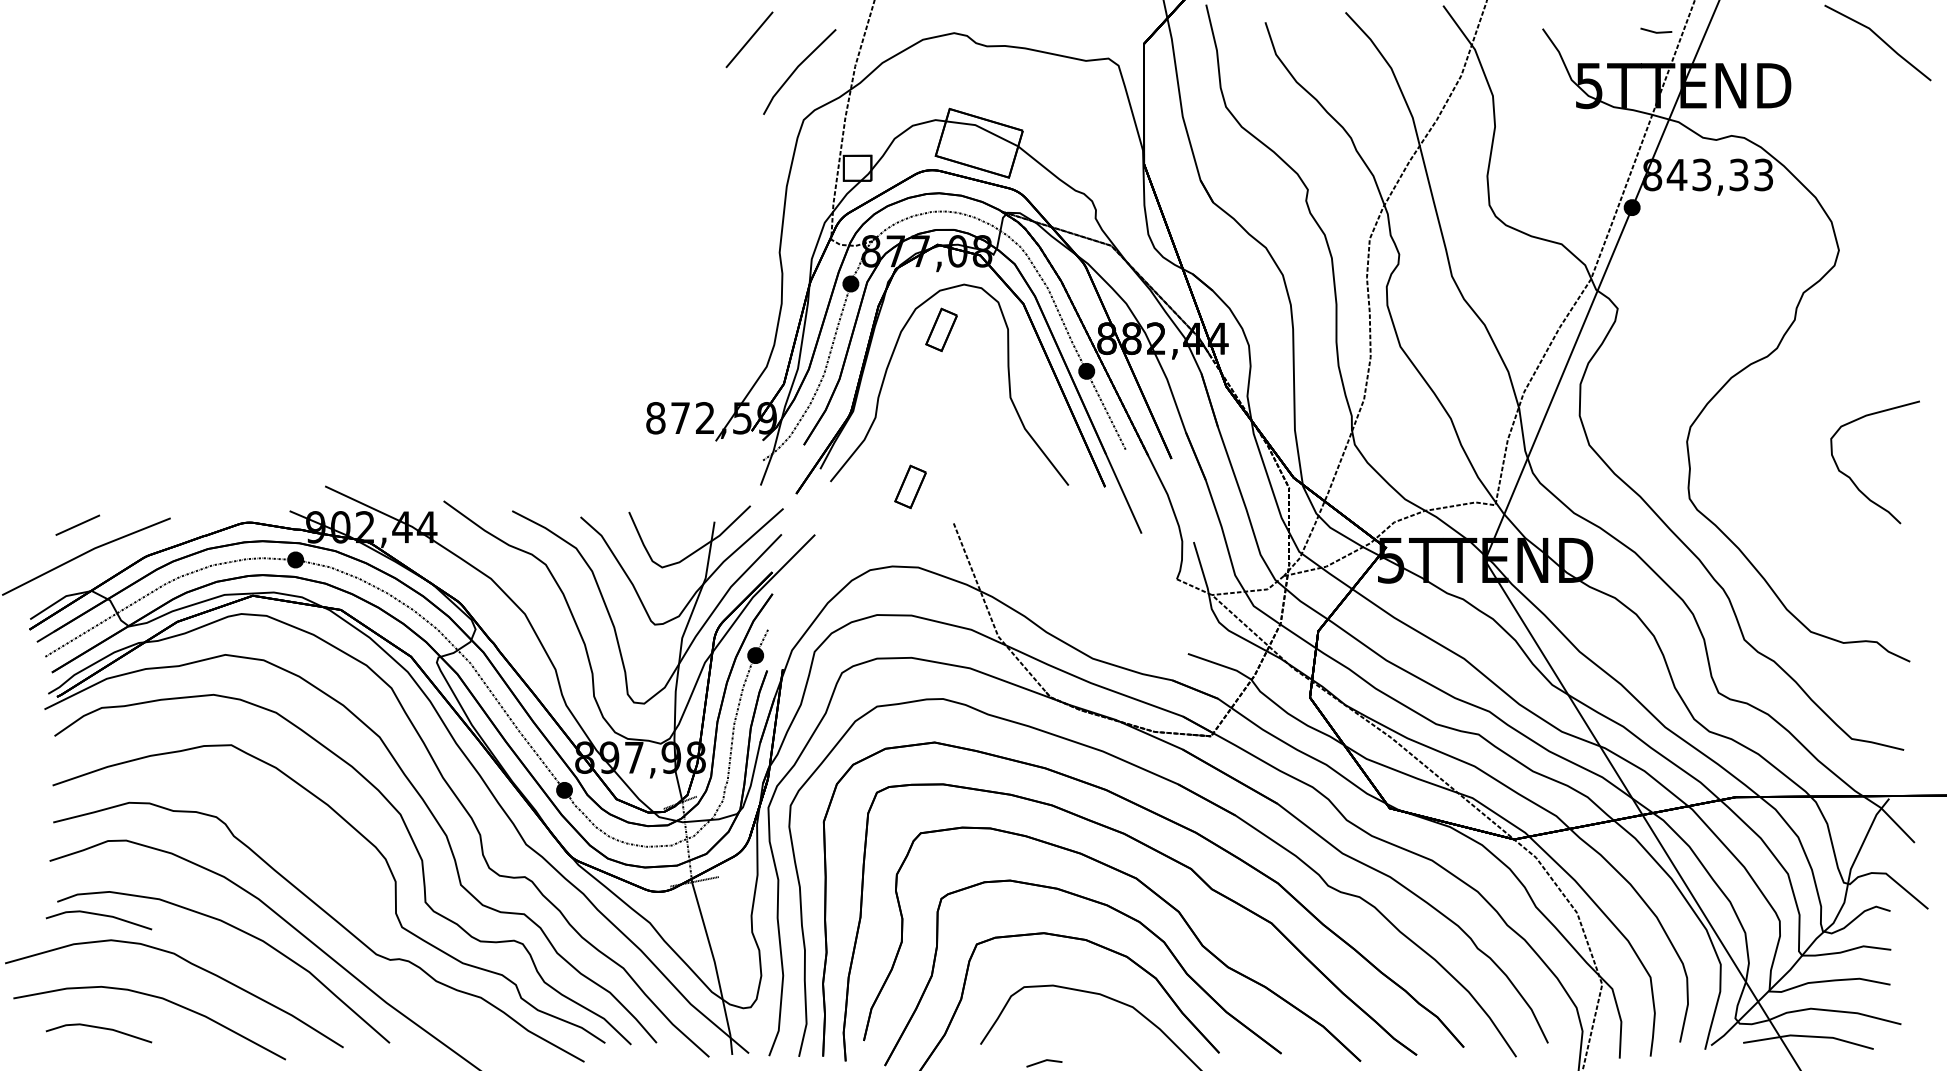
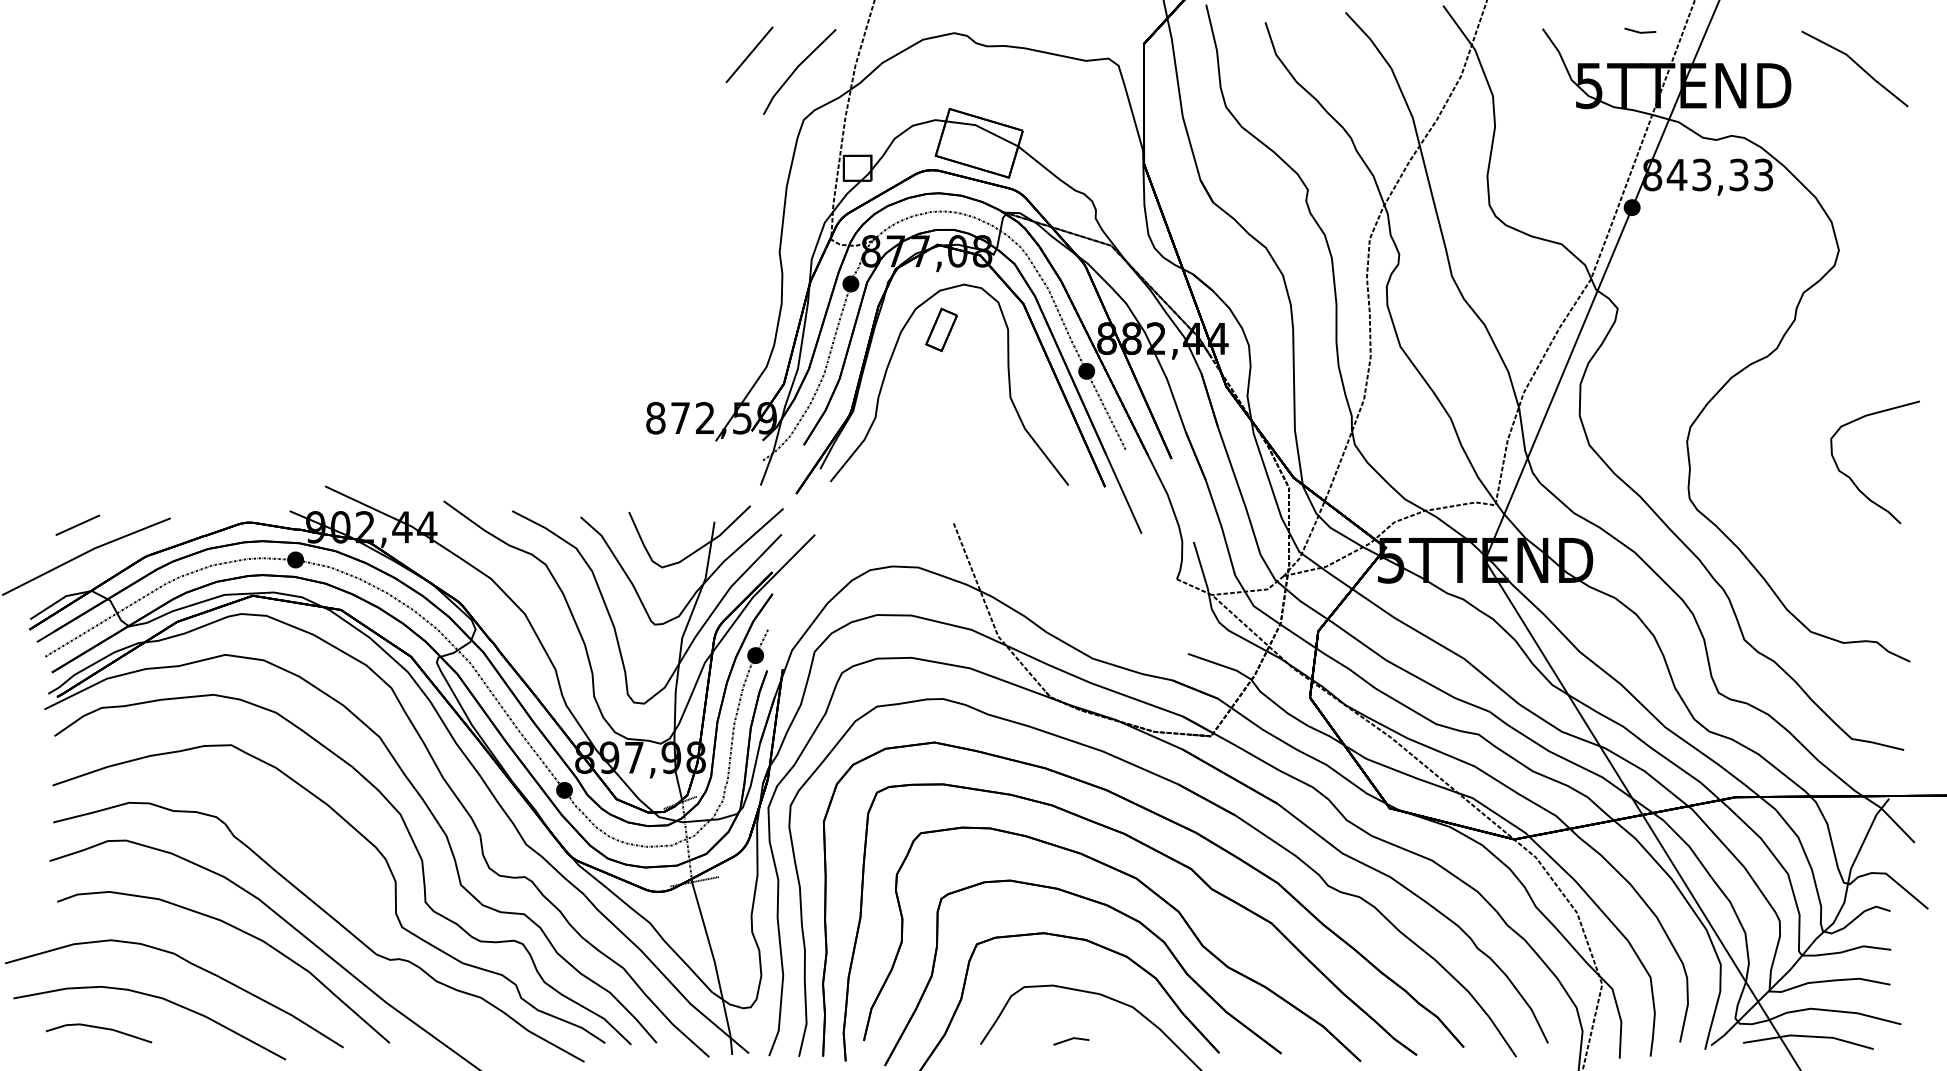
line position: (1656, 31) -> (1640, 31) (1640, 31)
line position: (749, 39) -> (749, 54) (749, 54)
line position: (1880, 39) -> (1857, 65) (1857, 65)
part: present -> none (910, 486)
part: present -> none (98, 920)
part position: (1044, 1063) -> (1071, 1041) (1071, 1041)
